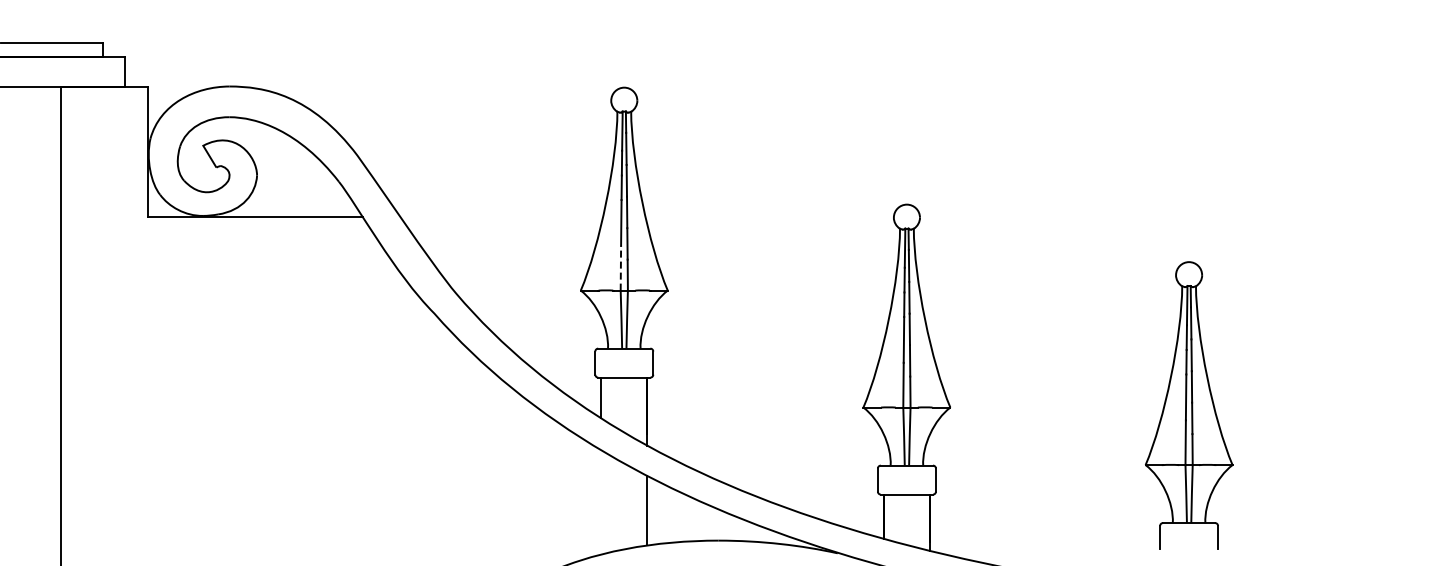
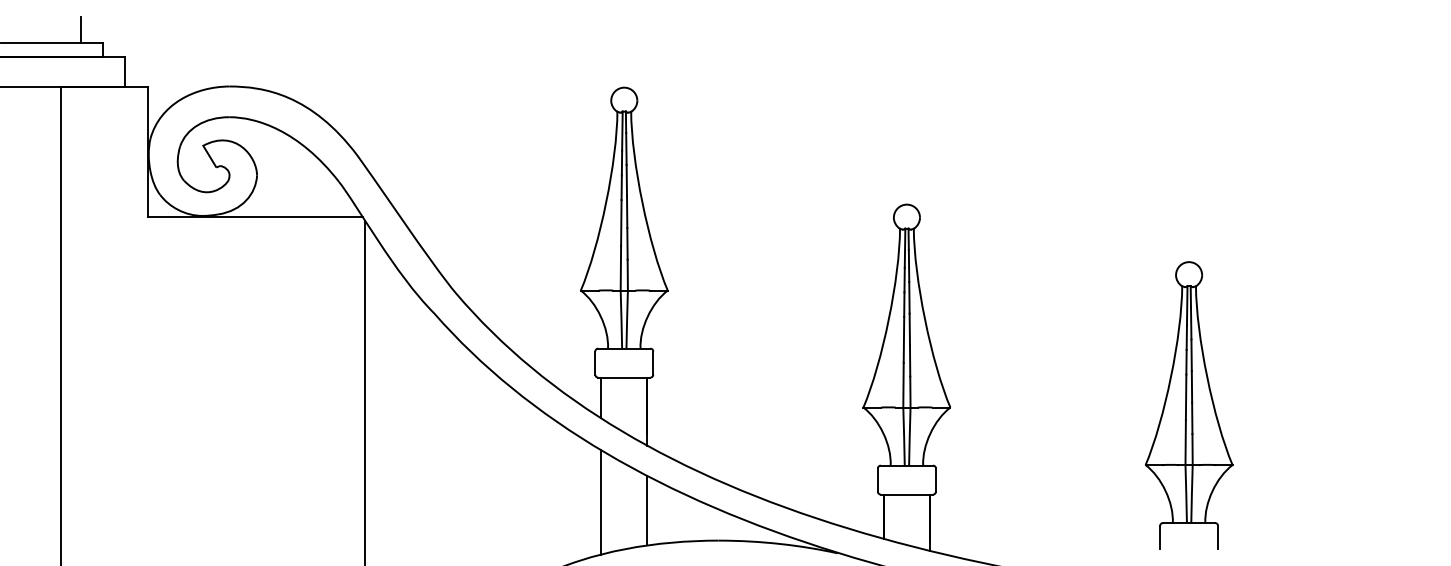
line: none -> present (81, 29)
line: dashed -> solid (620, 267)
line: none -> present (365, 391)
line: none -> present (601, 502)
